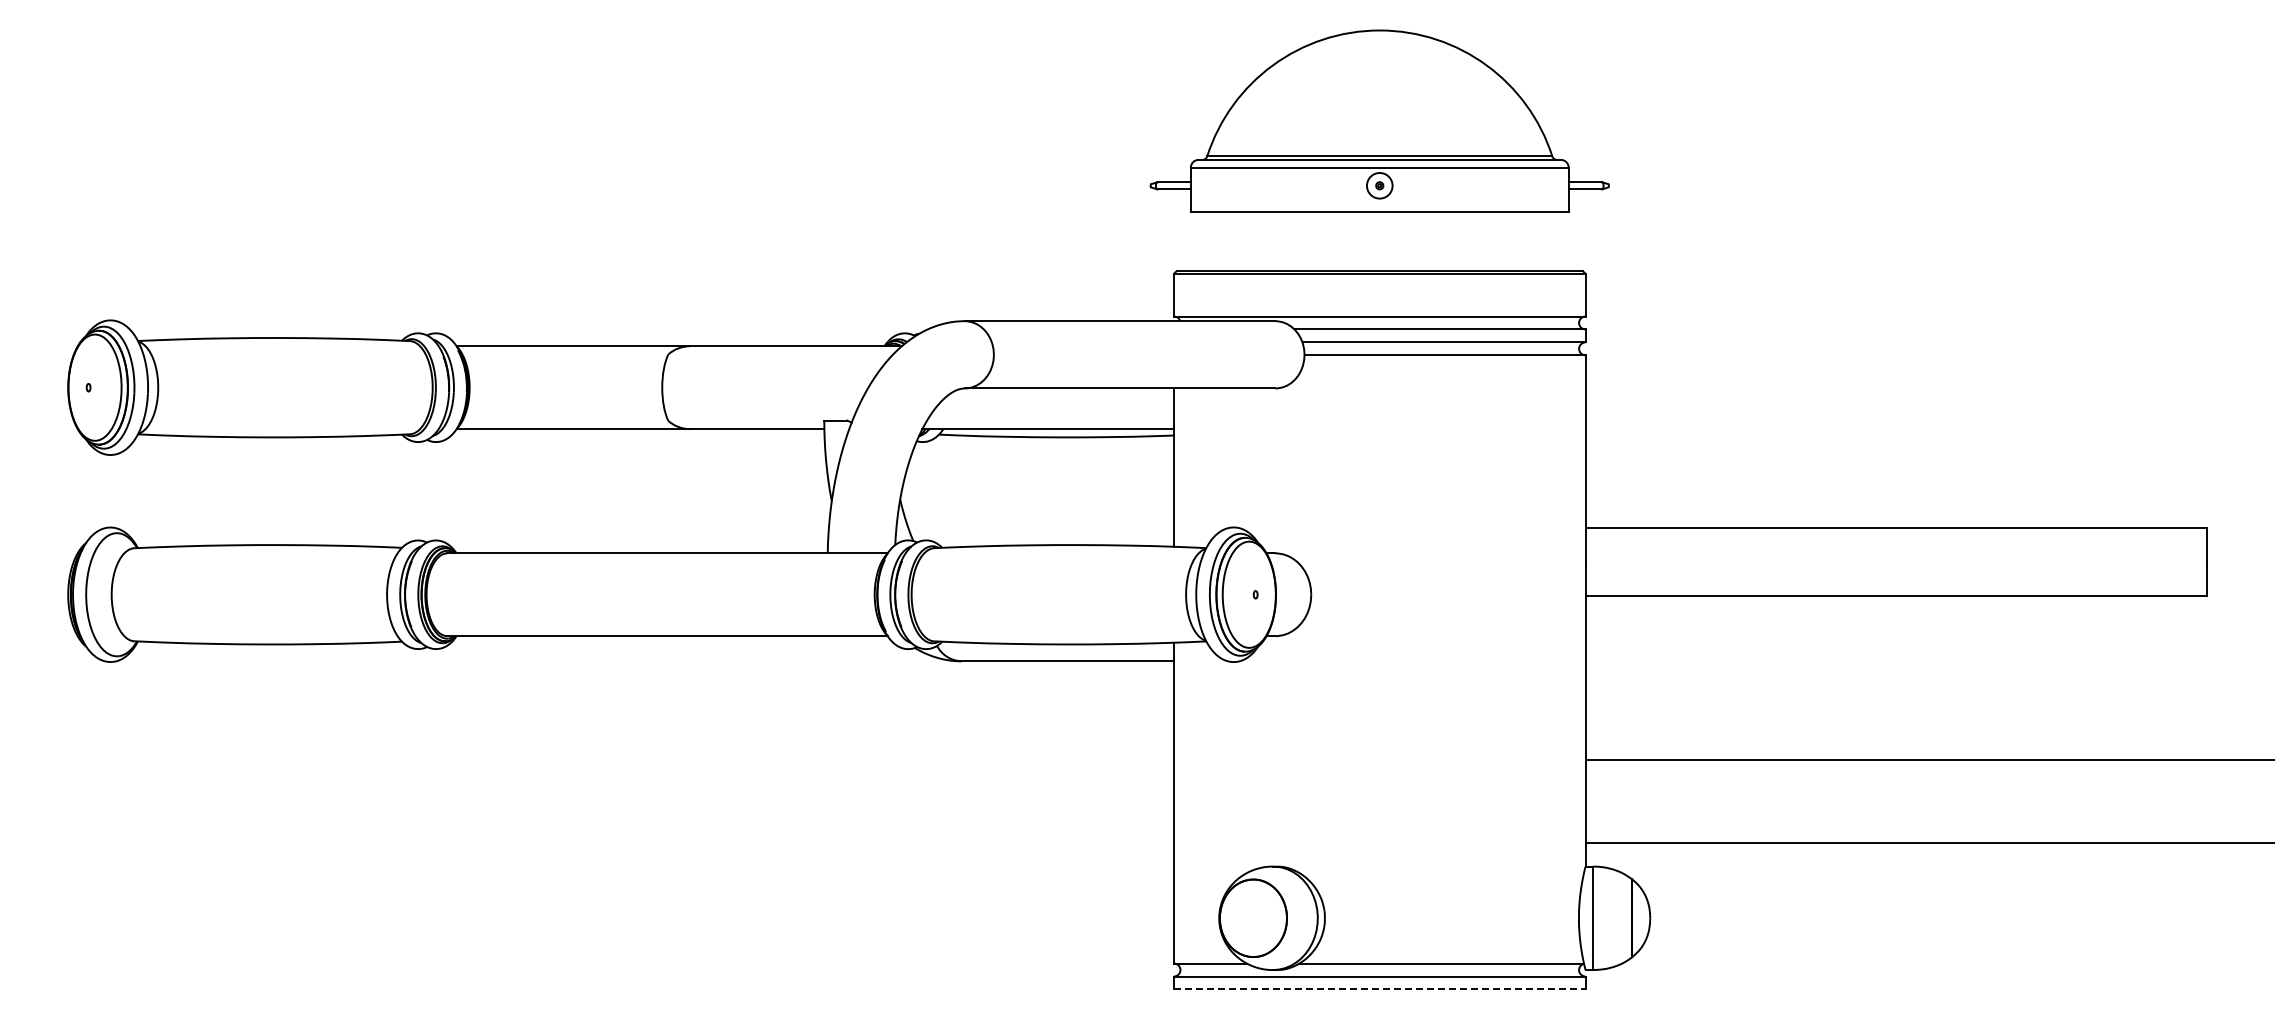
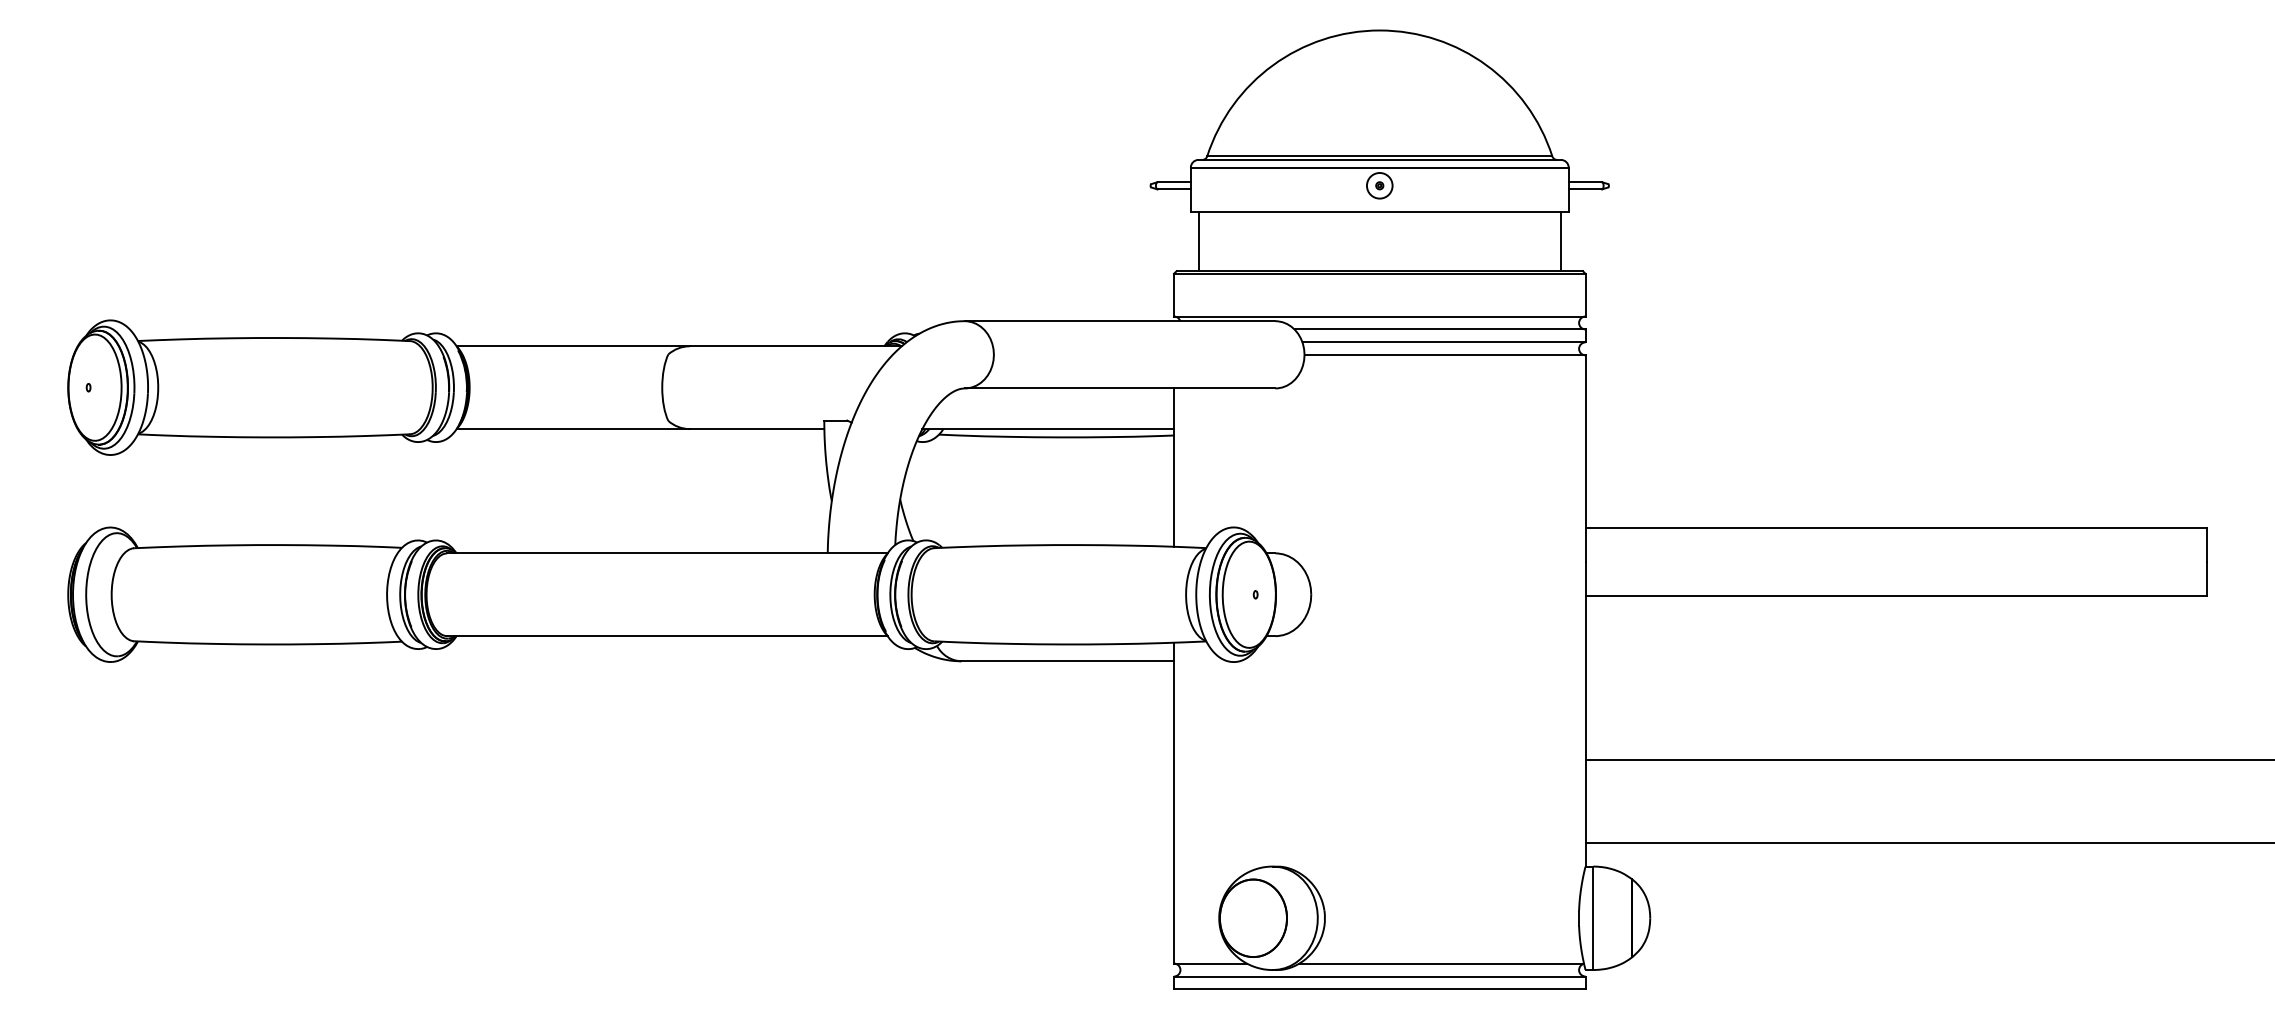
line: none -> present (1198, 241)
line: none -> present (1560, 241)
line: dashed -> solid (1379, 989)
